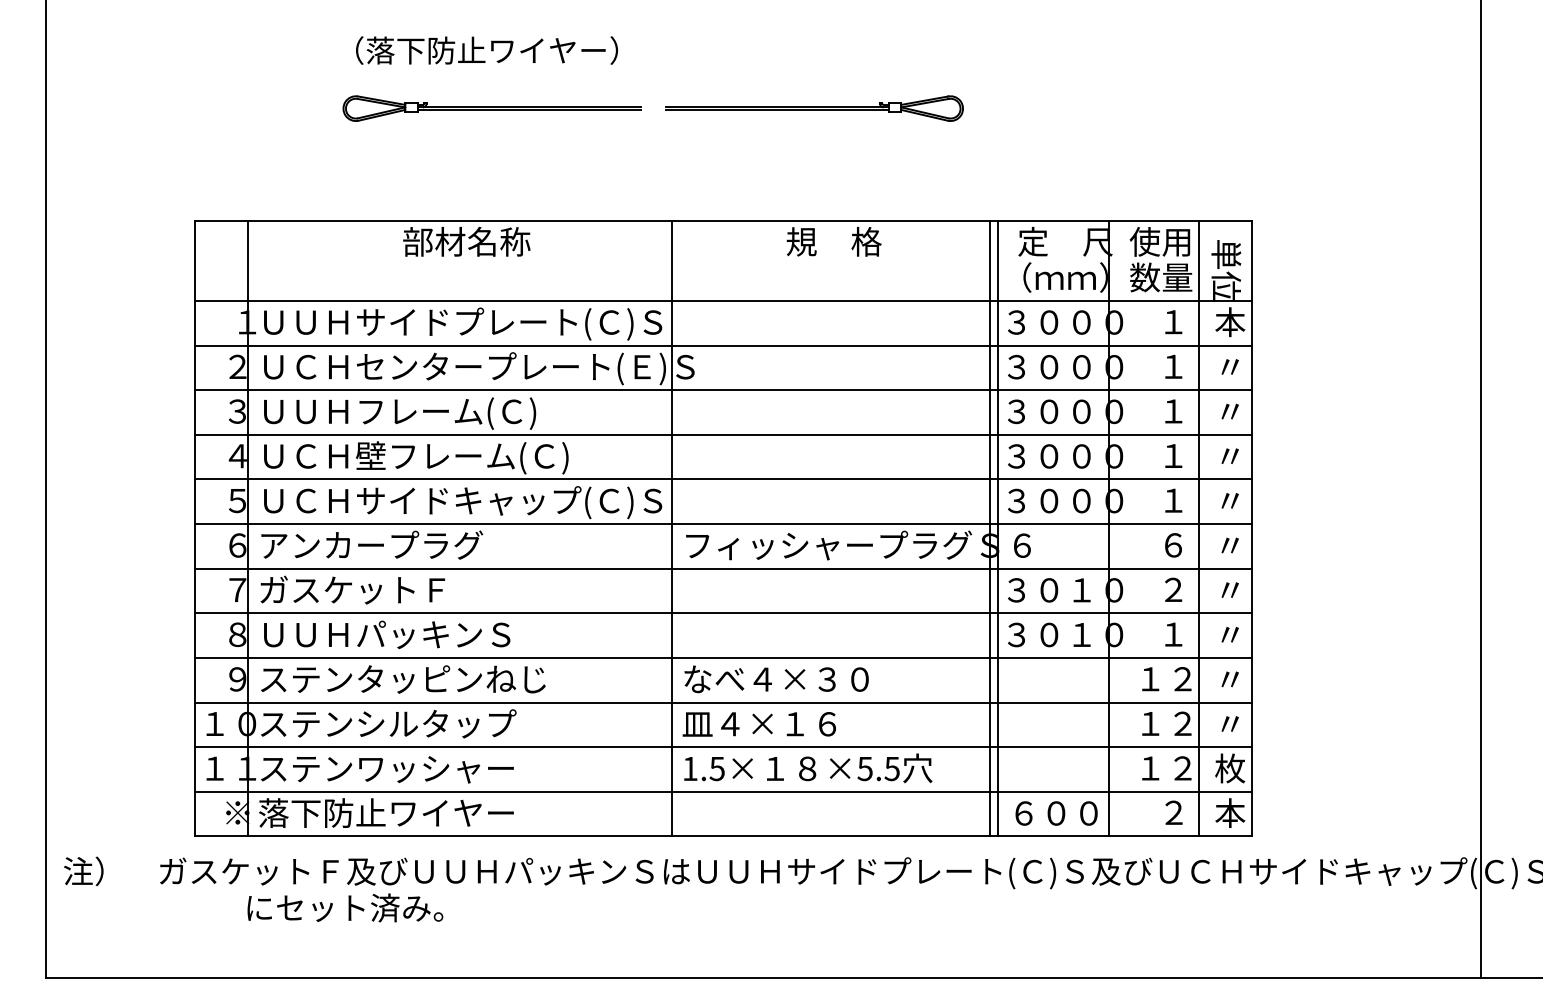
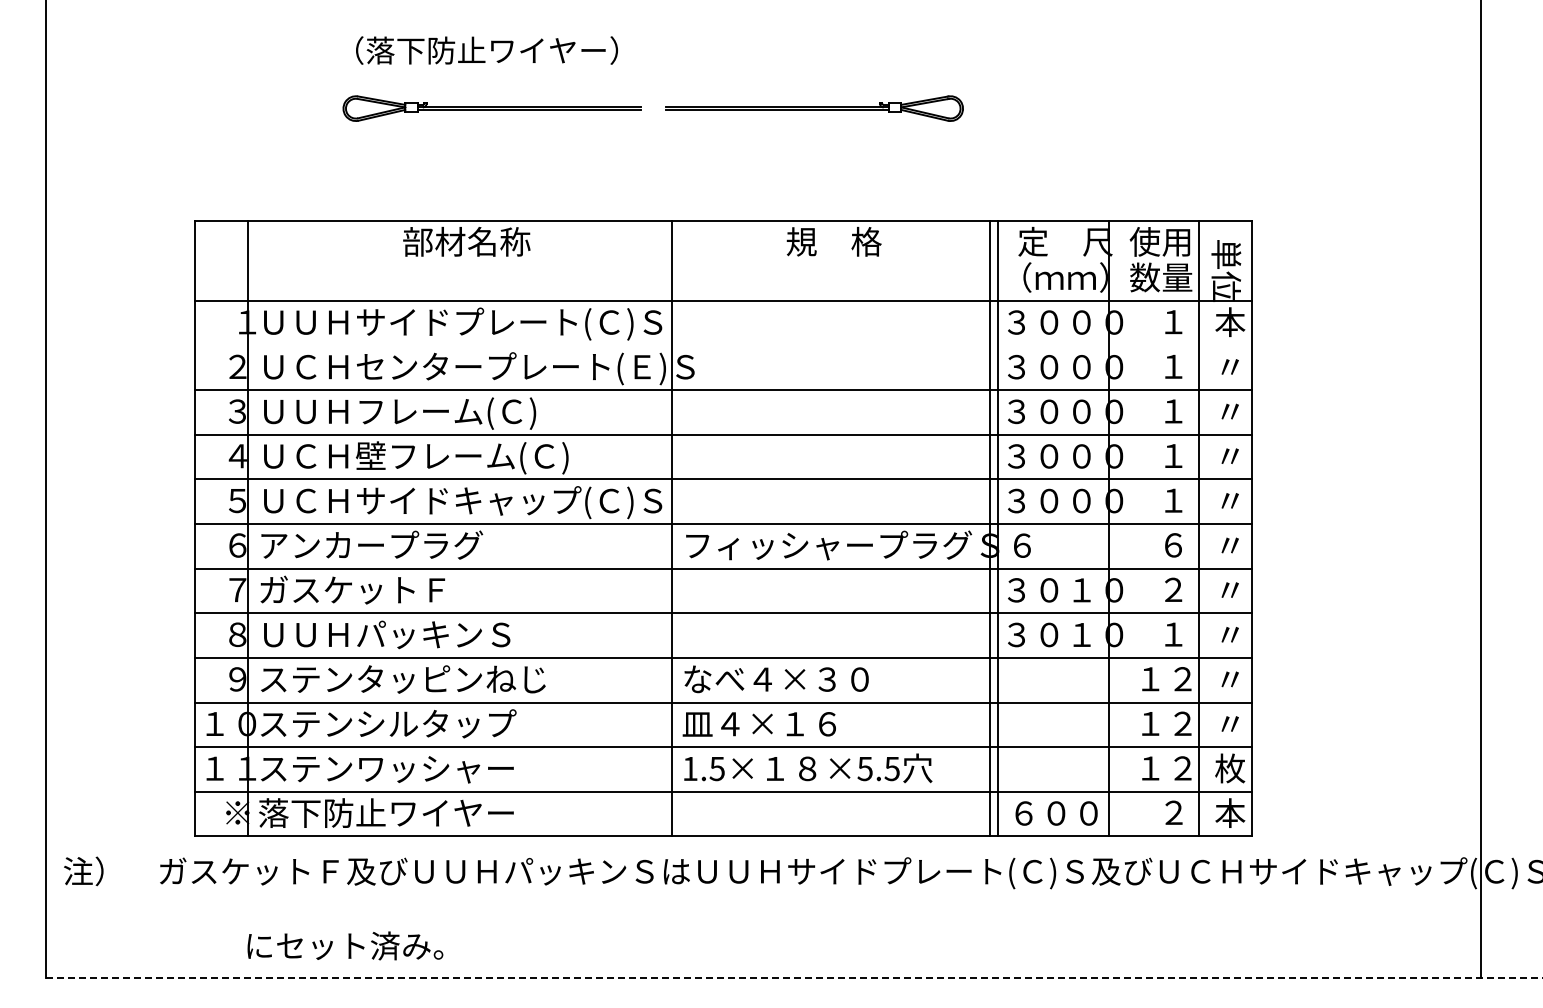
line: present -> none (723, 345)
text position: (345, 907) -> (345, 945) (345, 945)
line: solid -> dashed (794, 977)
